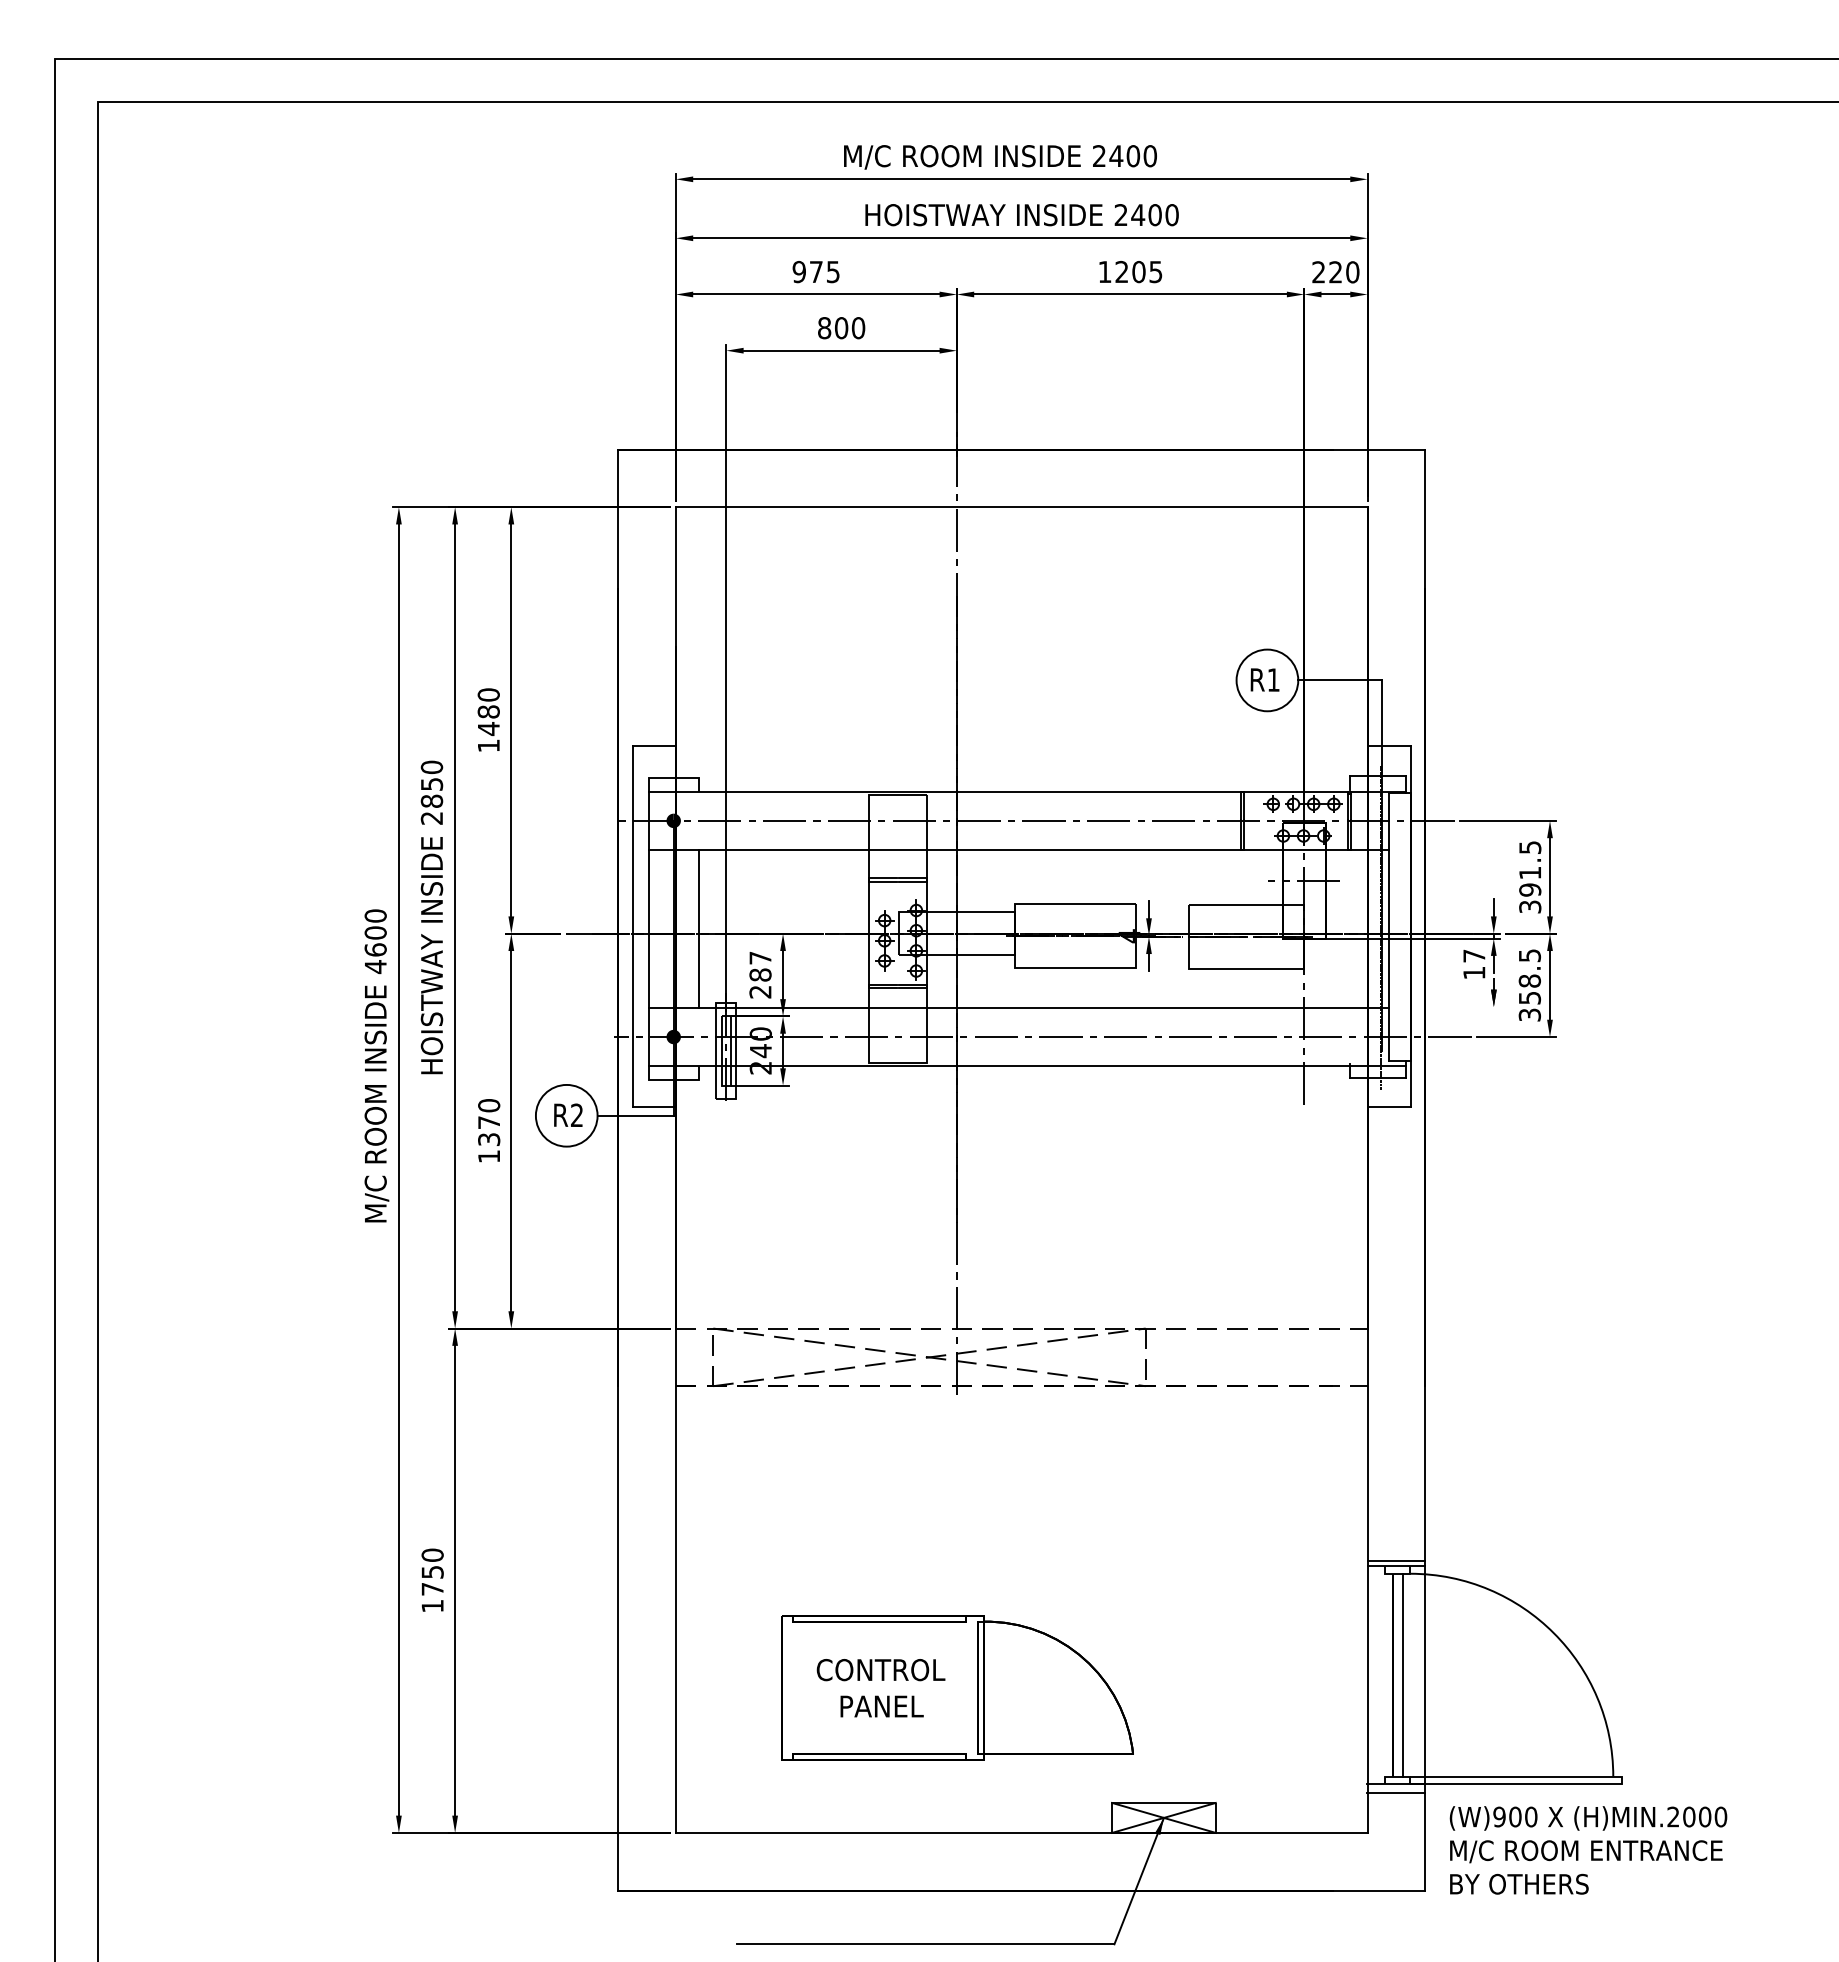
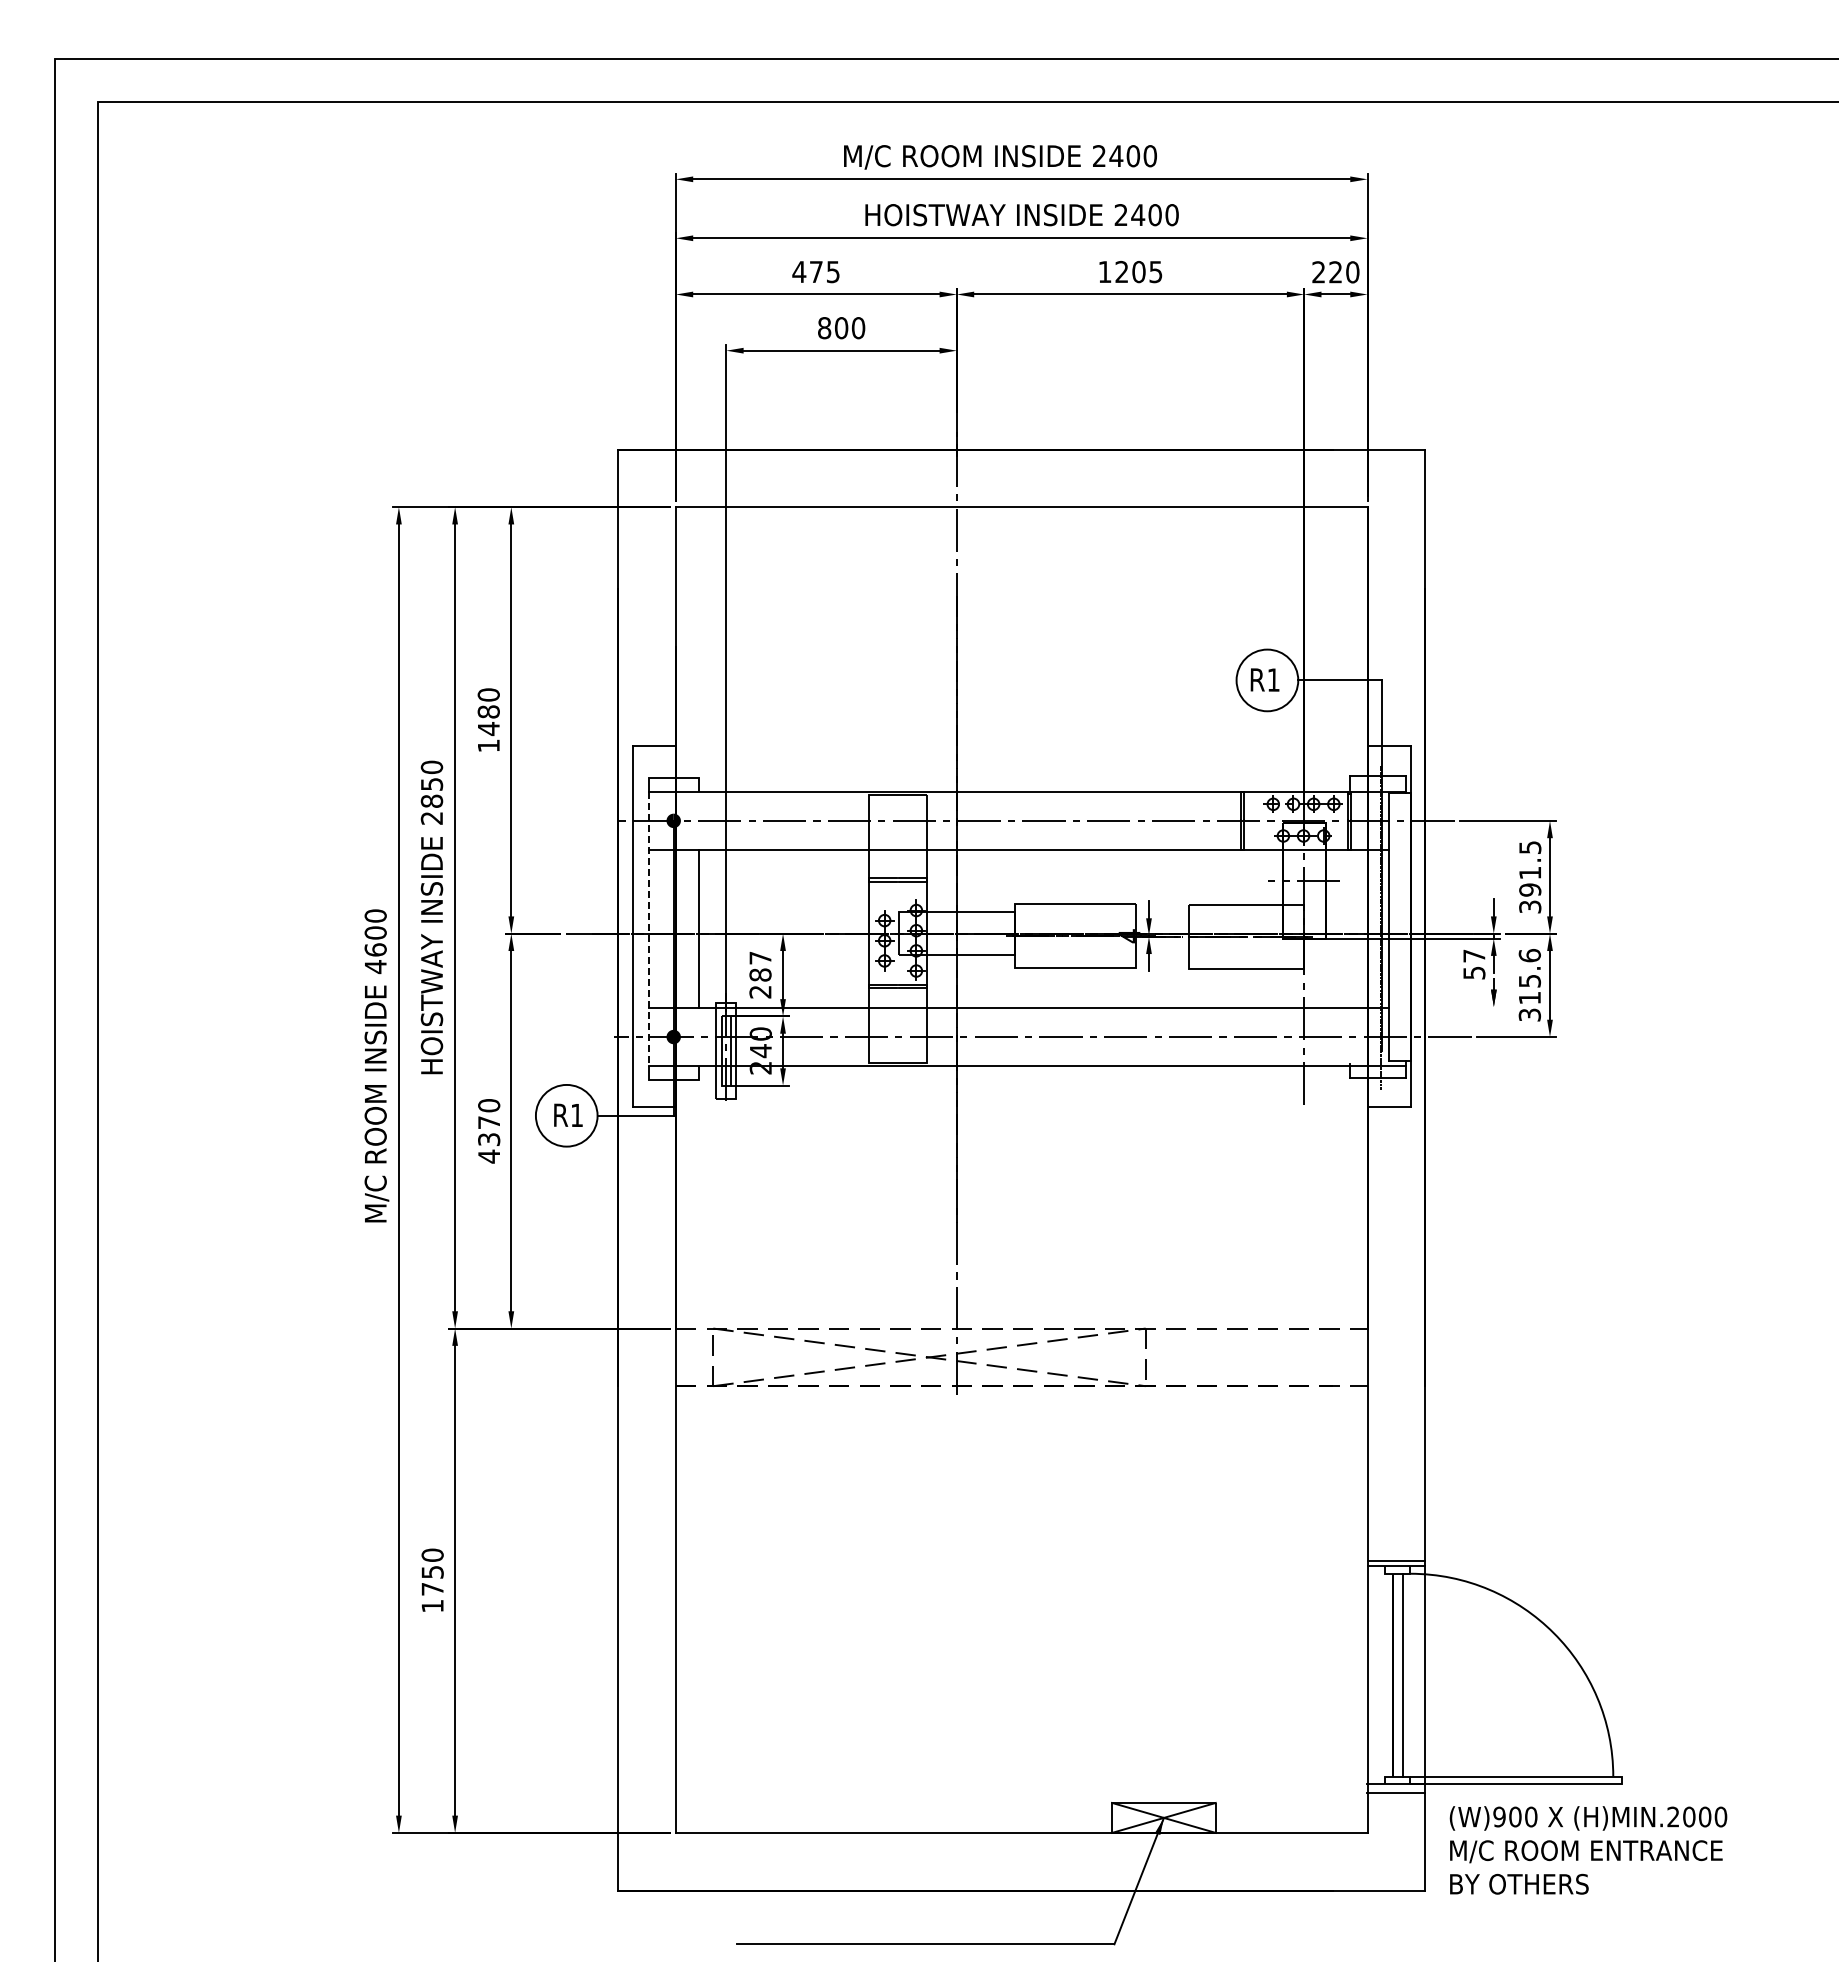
text: 975 -> 475 (799, 271)
line: solid -> dashed (648, 928)
text: 17 -> 57 (1474, 972)
text: 358.5 -> 315.6 (1529, 976)
text: R2 -> R1 (576, 1114)
text: 1370 -> 4370 (488, 1156)
part: present -> none (957, 1687)
